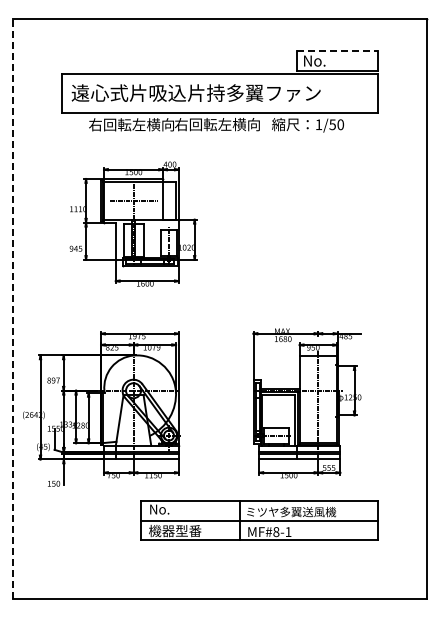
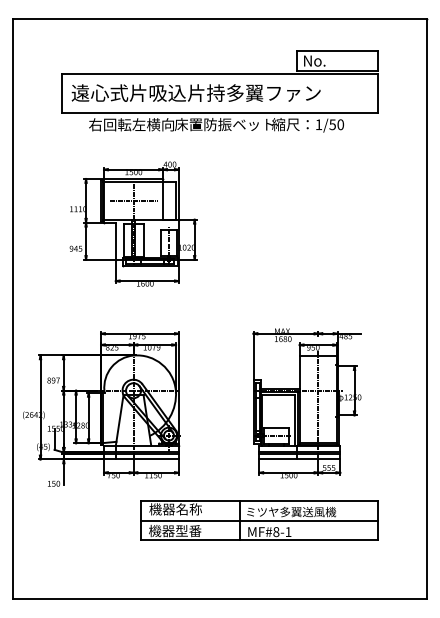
line: dashed -> solid (337, 50)
text: 右回転左横向 -> 床置防振ベット (223, 124)
line: dashed -> solid (13, 308)
text: No. -> 機器名称 (175, 509)
